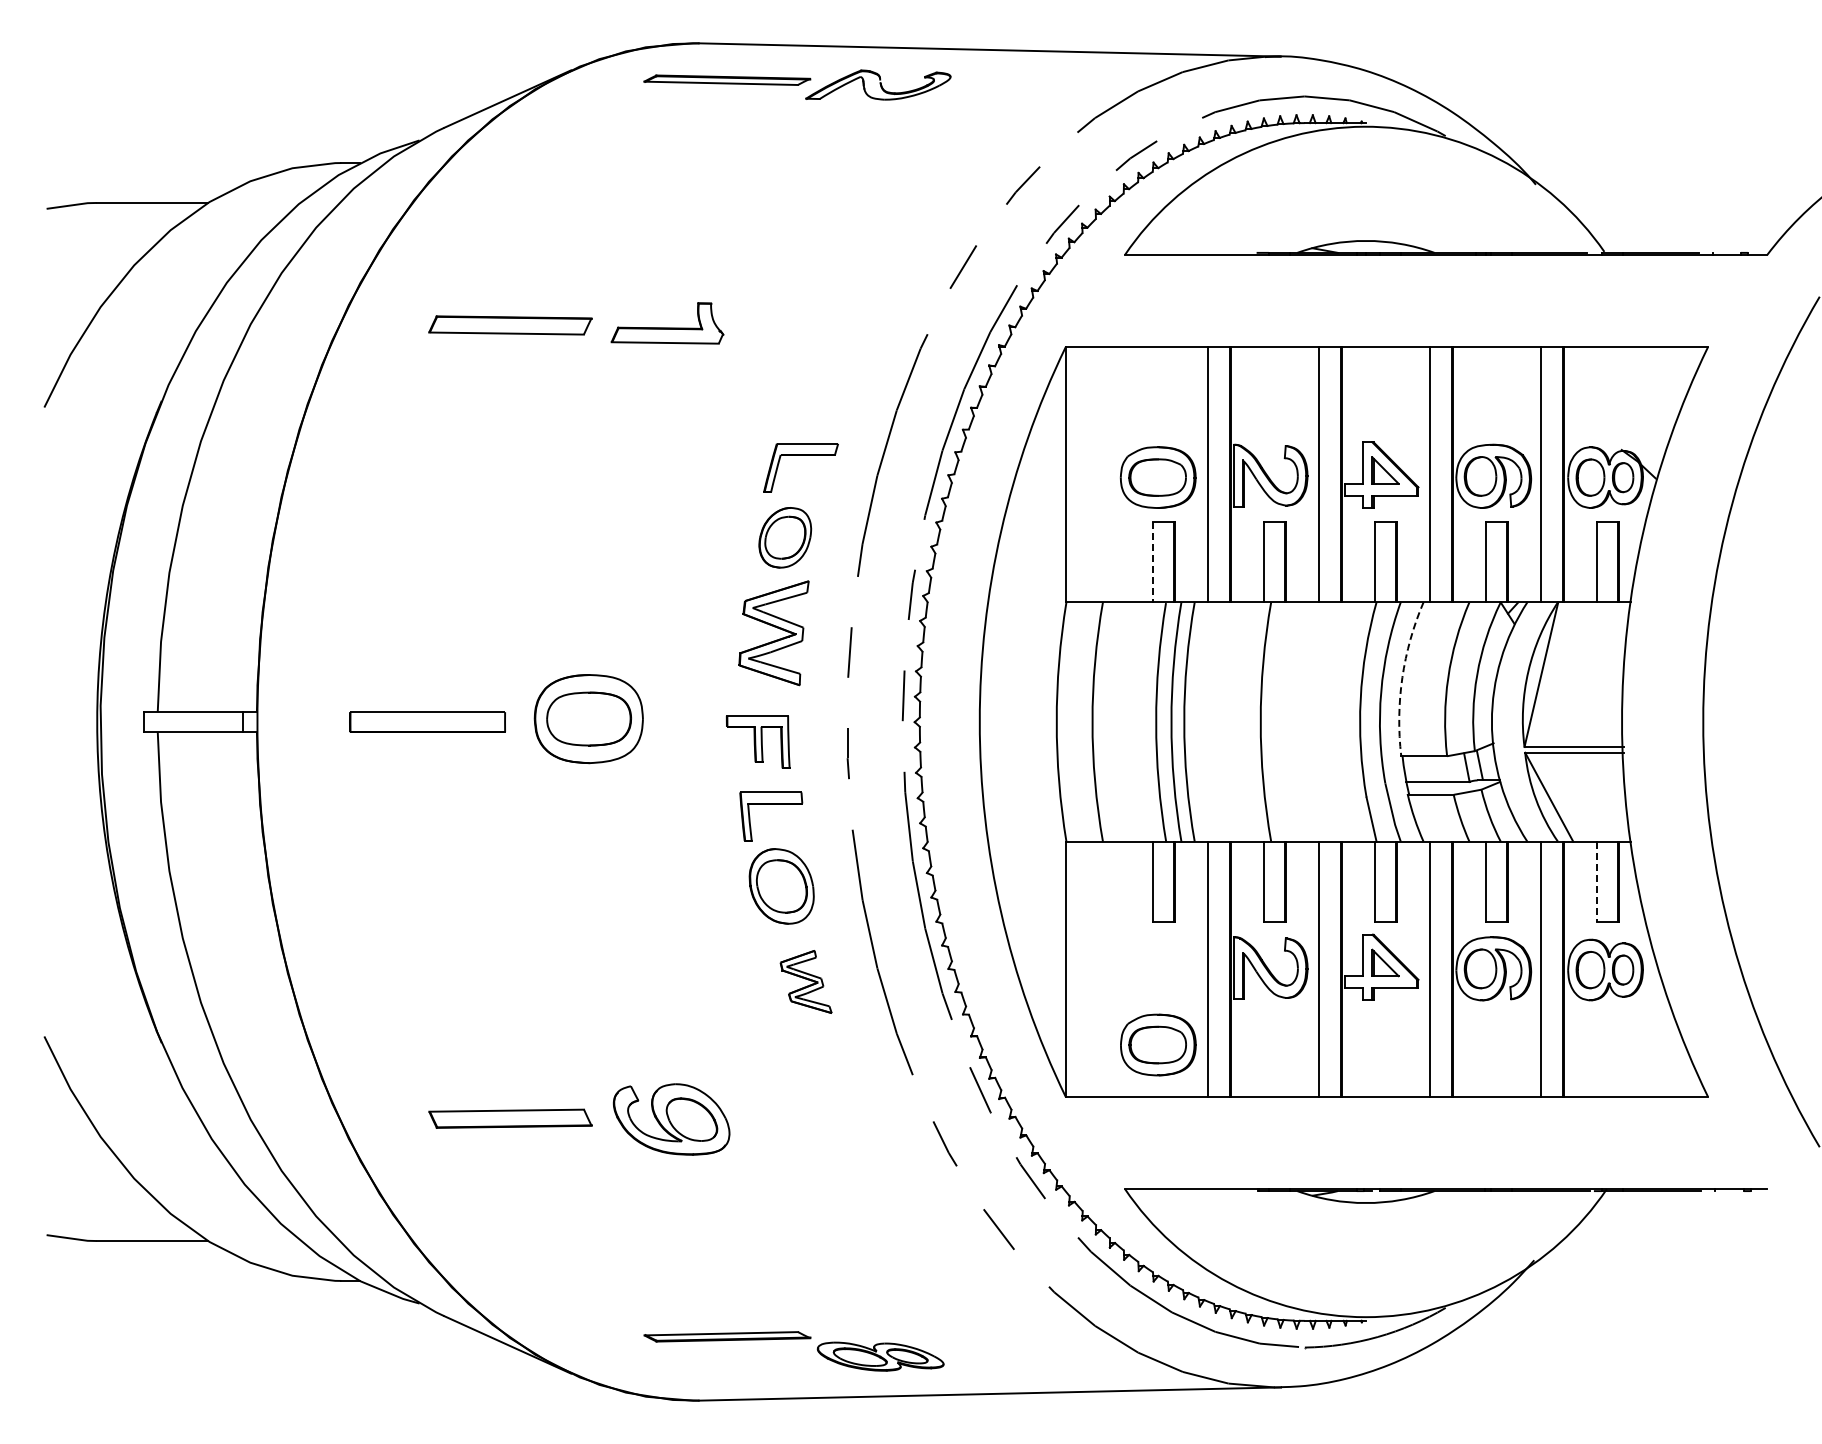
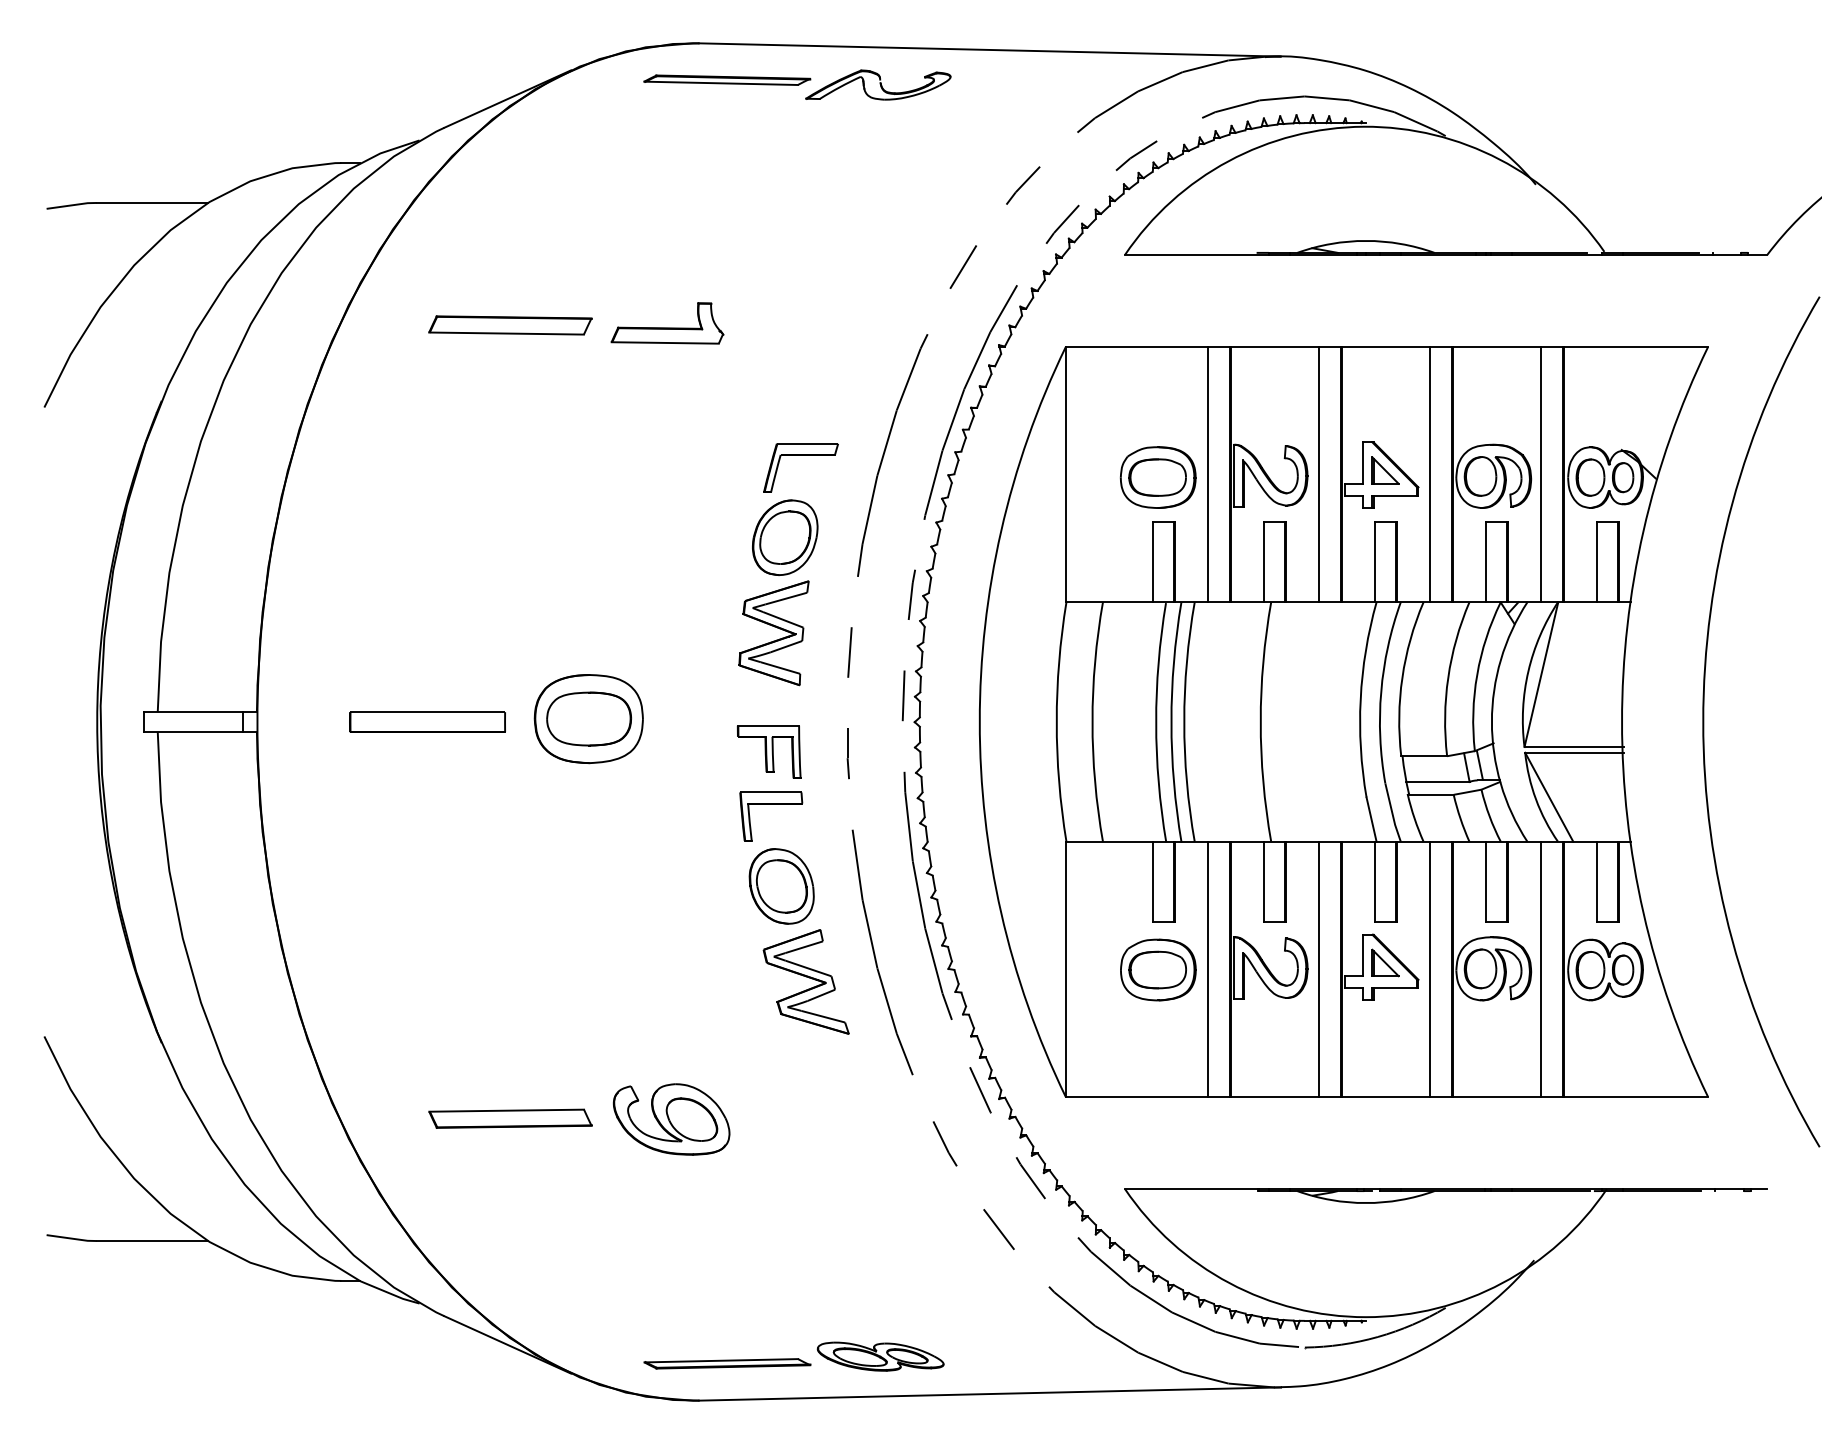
part size: 55x62 px -> 67x78 px (785, 537)
line: dashed -> solid (1152, 562)
arc: dashed -> solid (1402, 677)
part position: (757, 741) -> (768, 751) (768, 751)
line: dashed -> solid (1596, 881)
part size: 54x64 px -> 88x106 px (805, 981)
part position: (1158, 1044) -> (1158, 969) (1158, 969)
part position: (727, 1336) -> (727, 1363) (727, 1363)
